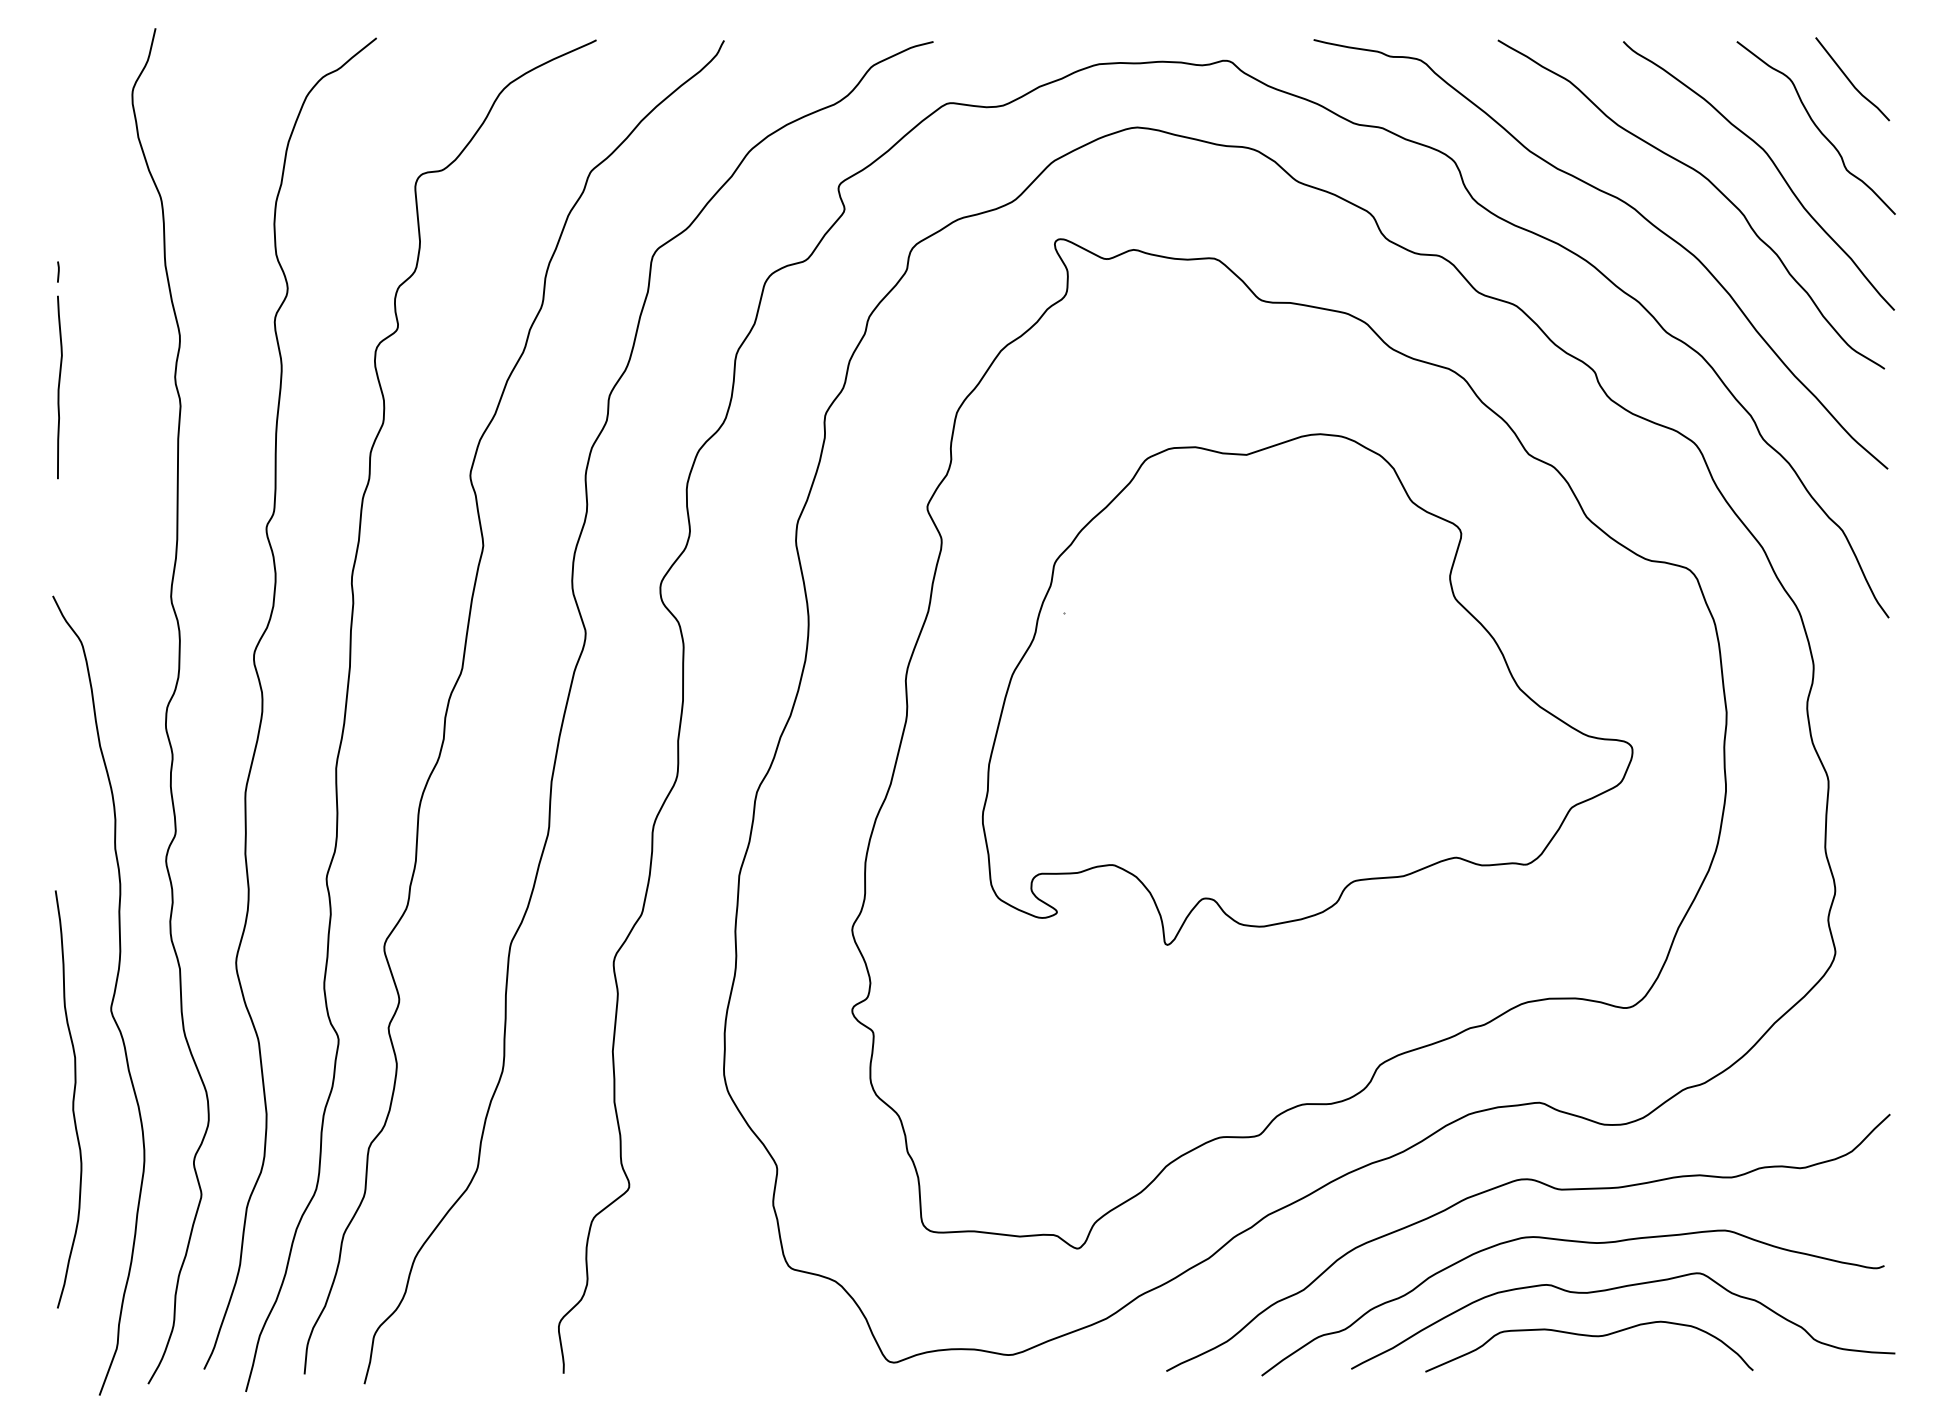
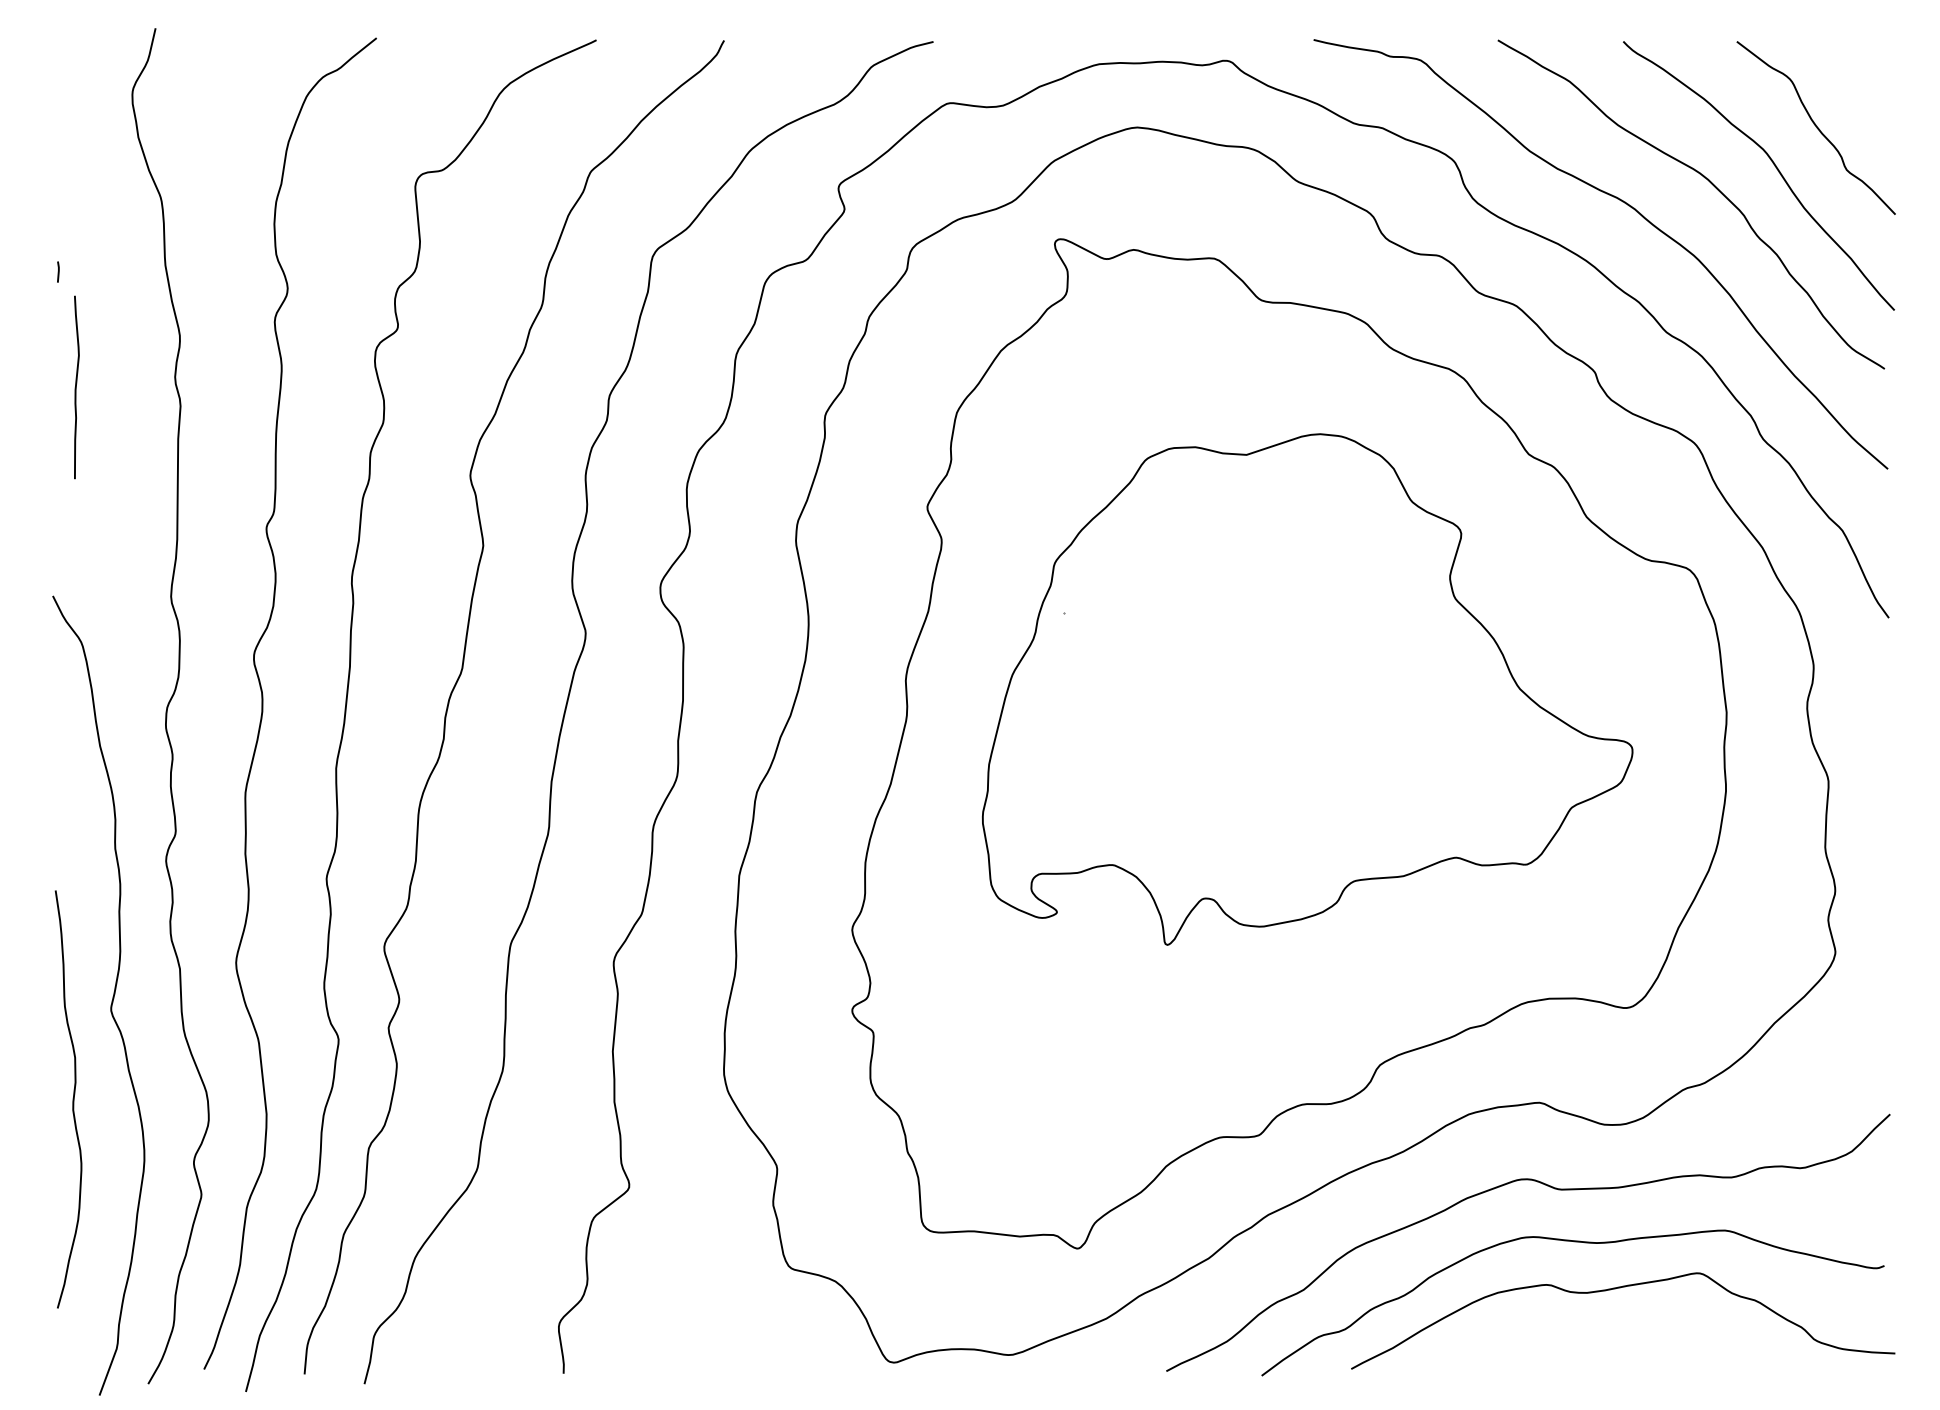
line: present -> none (1850, 80)
curve position: (59, 387) -> (76, 387) (76, 387)
curve: present -> none (1589, 1336)
